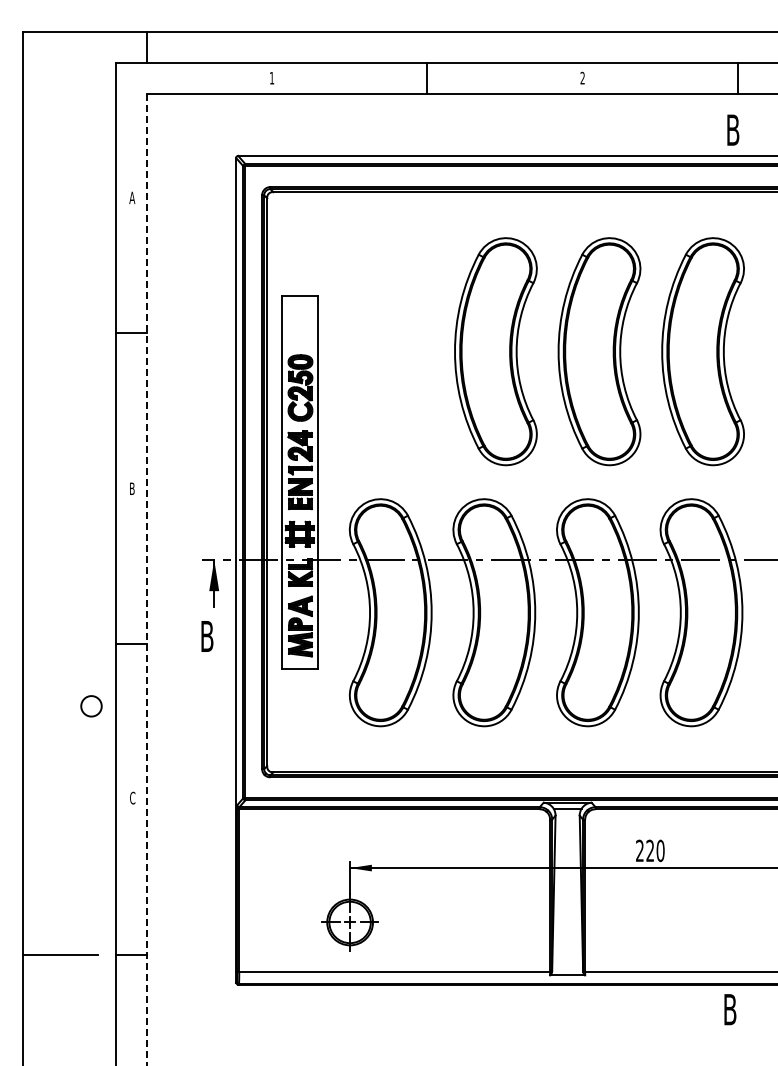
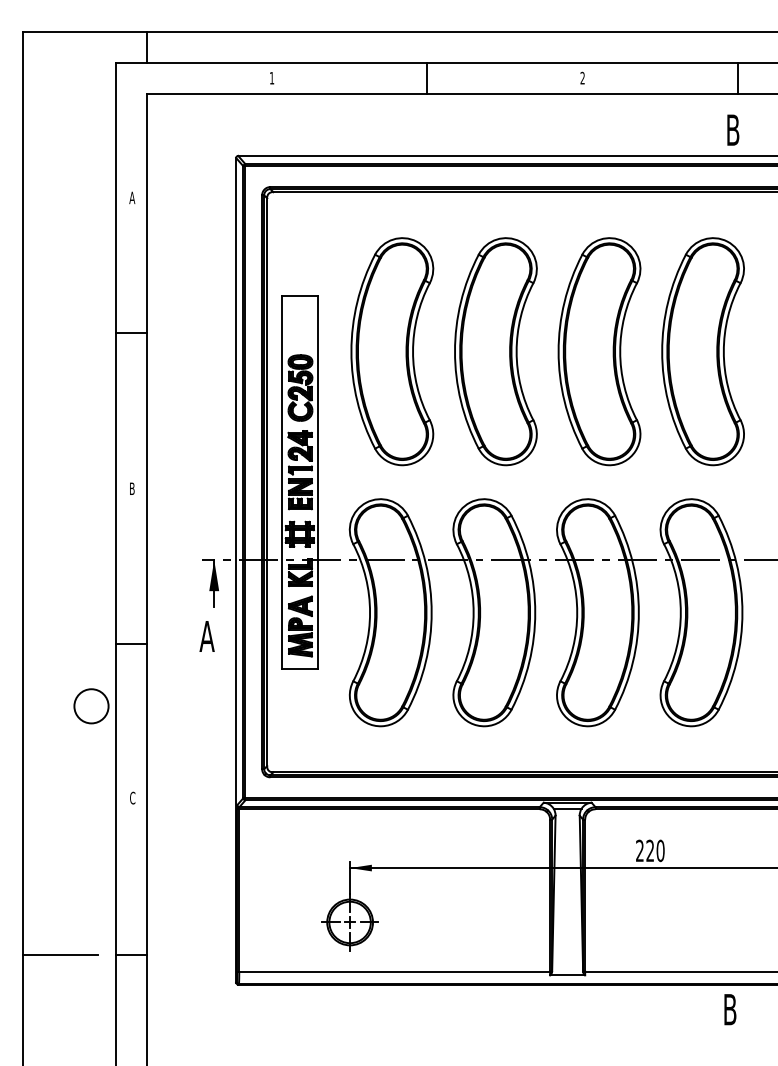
part: none -> present (392, 351)
line: dashed -> solid (147, 580)
text: B -> A (206, 636)
circle diameter: 21 px -> 34 px (91, 706)
